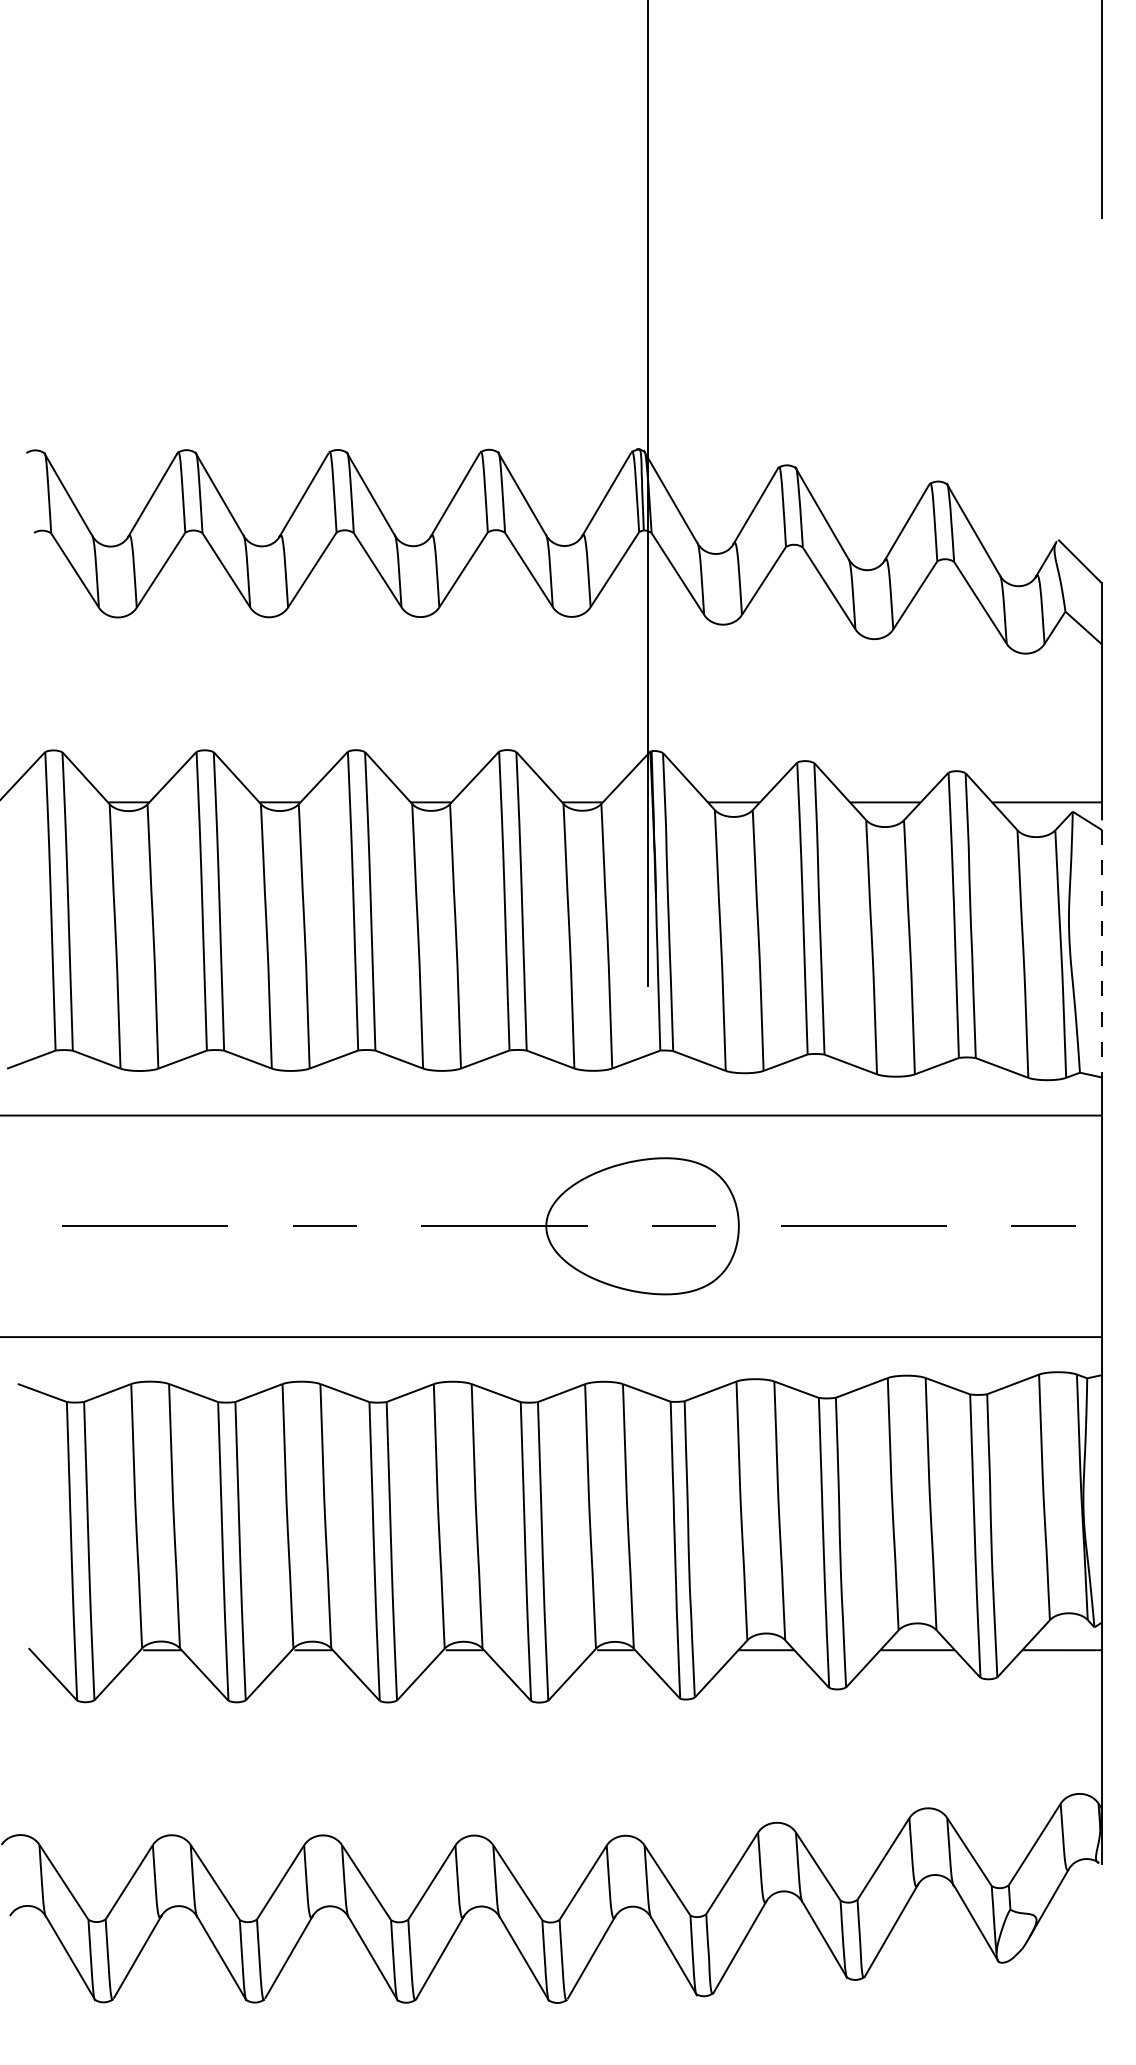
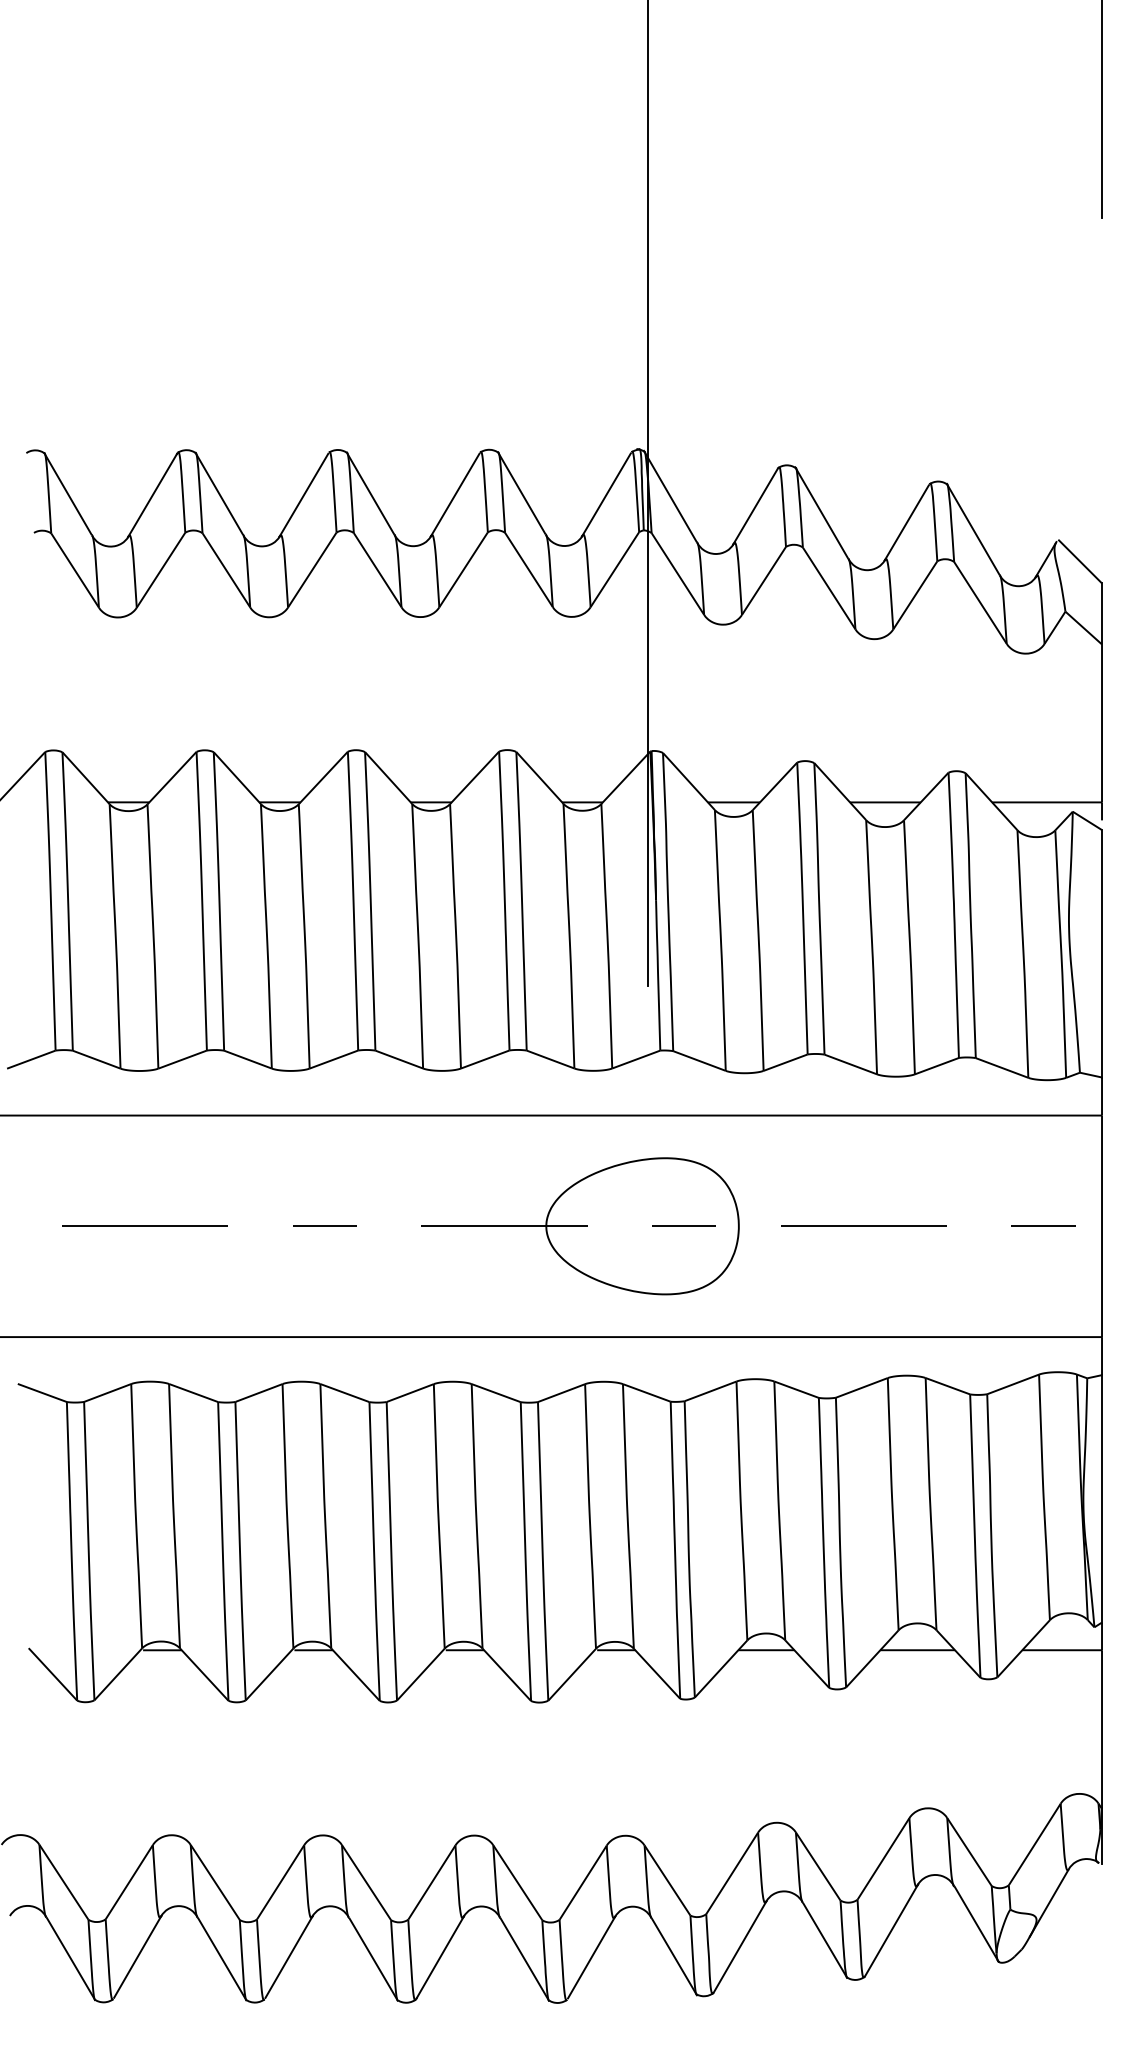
line: dashed -> solid (1102, 953)
